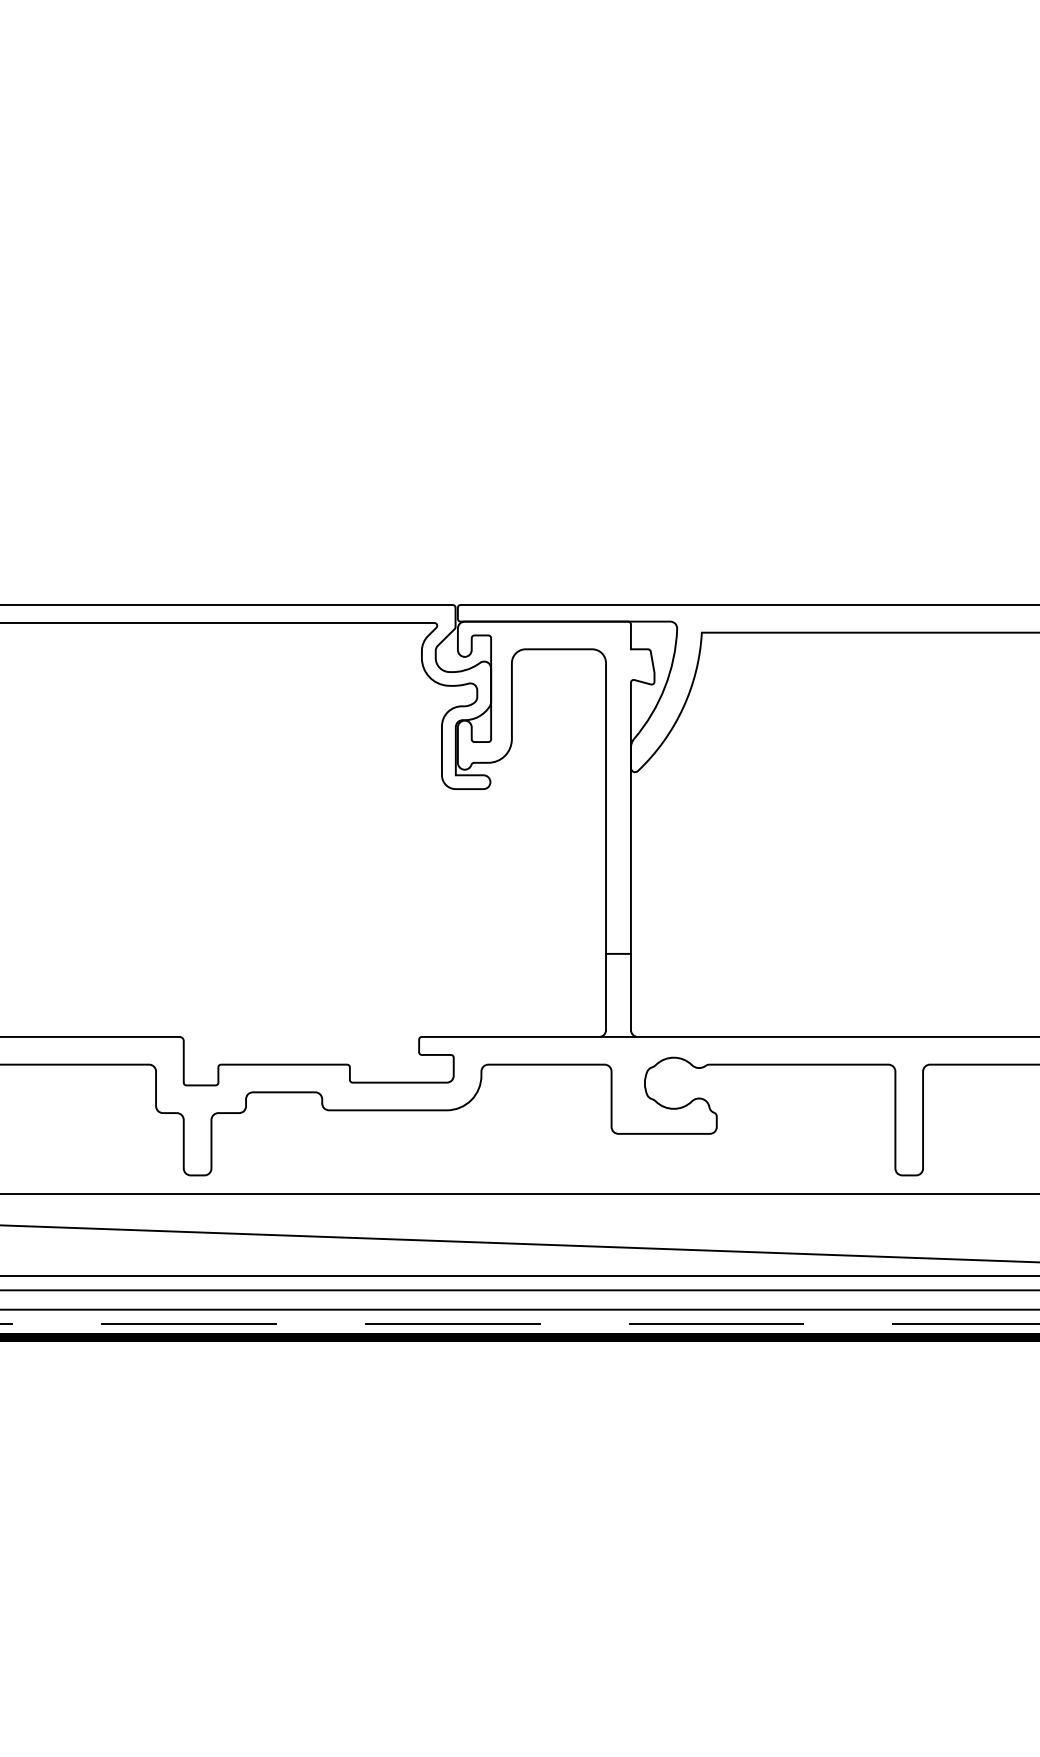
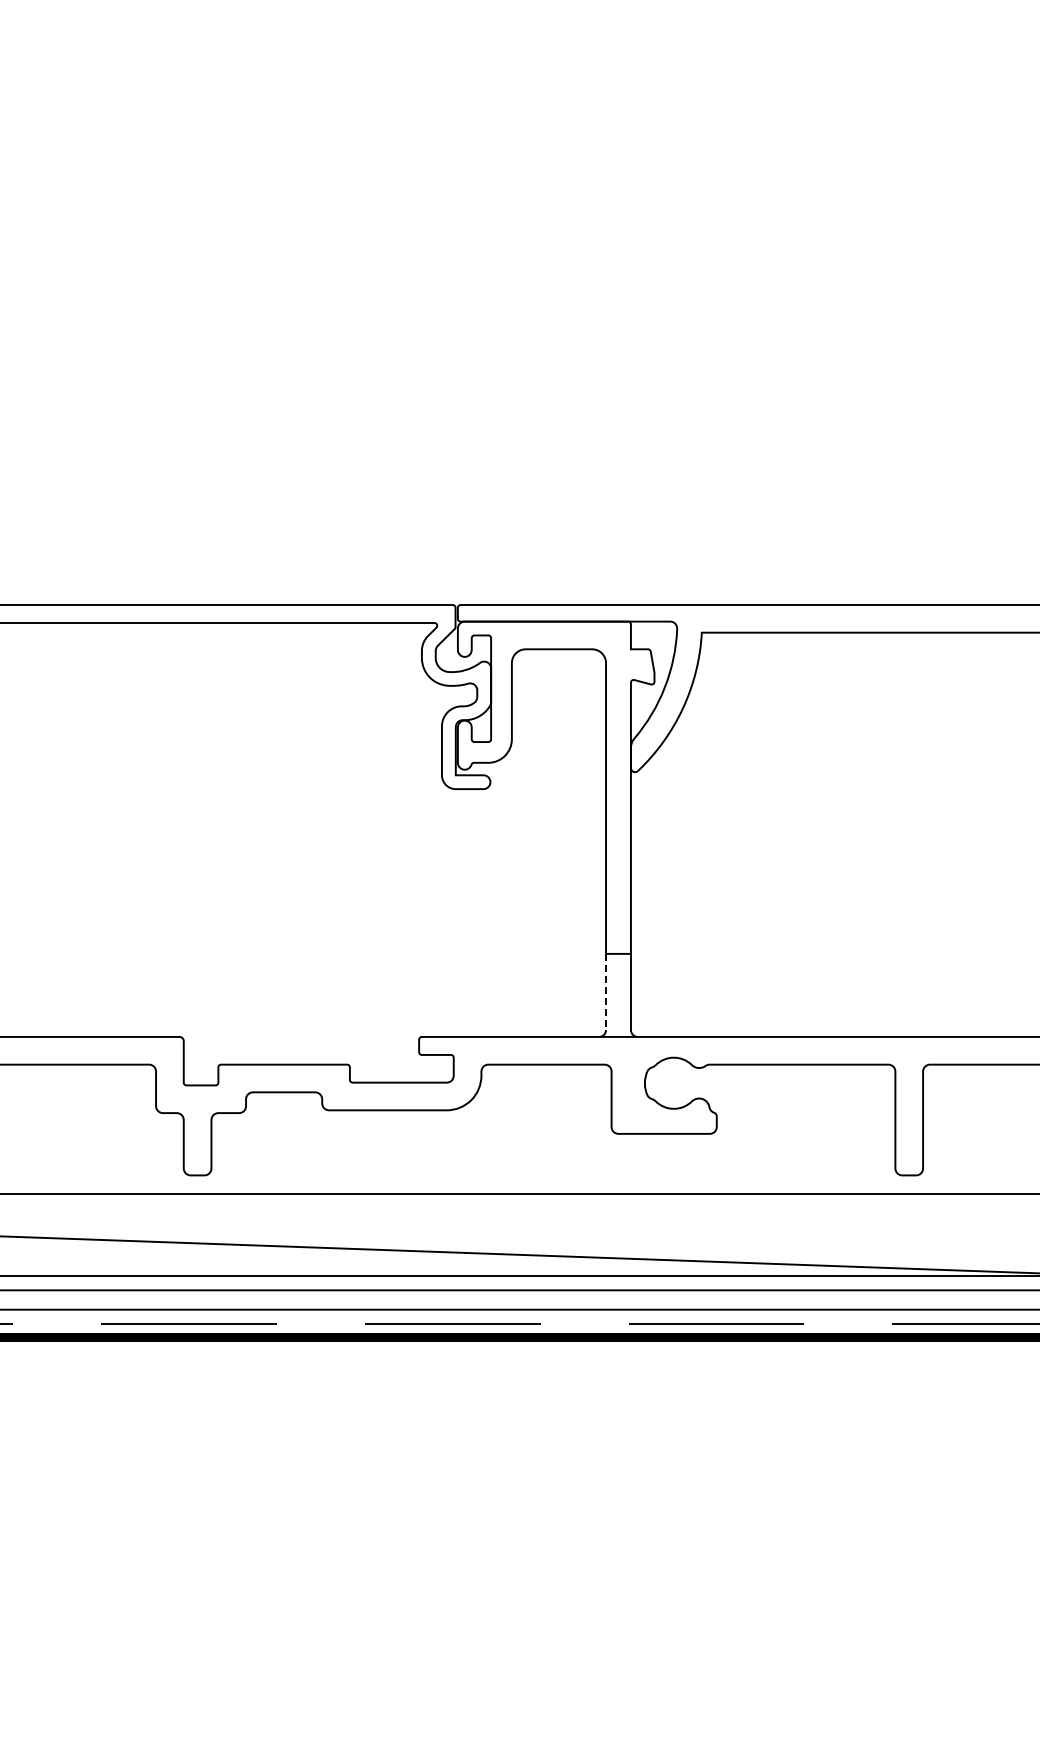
line: solid -> dashed (606, 992)
line position: (519, 1243) -> (519, 1254) (519, 1254)
